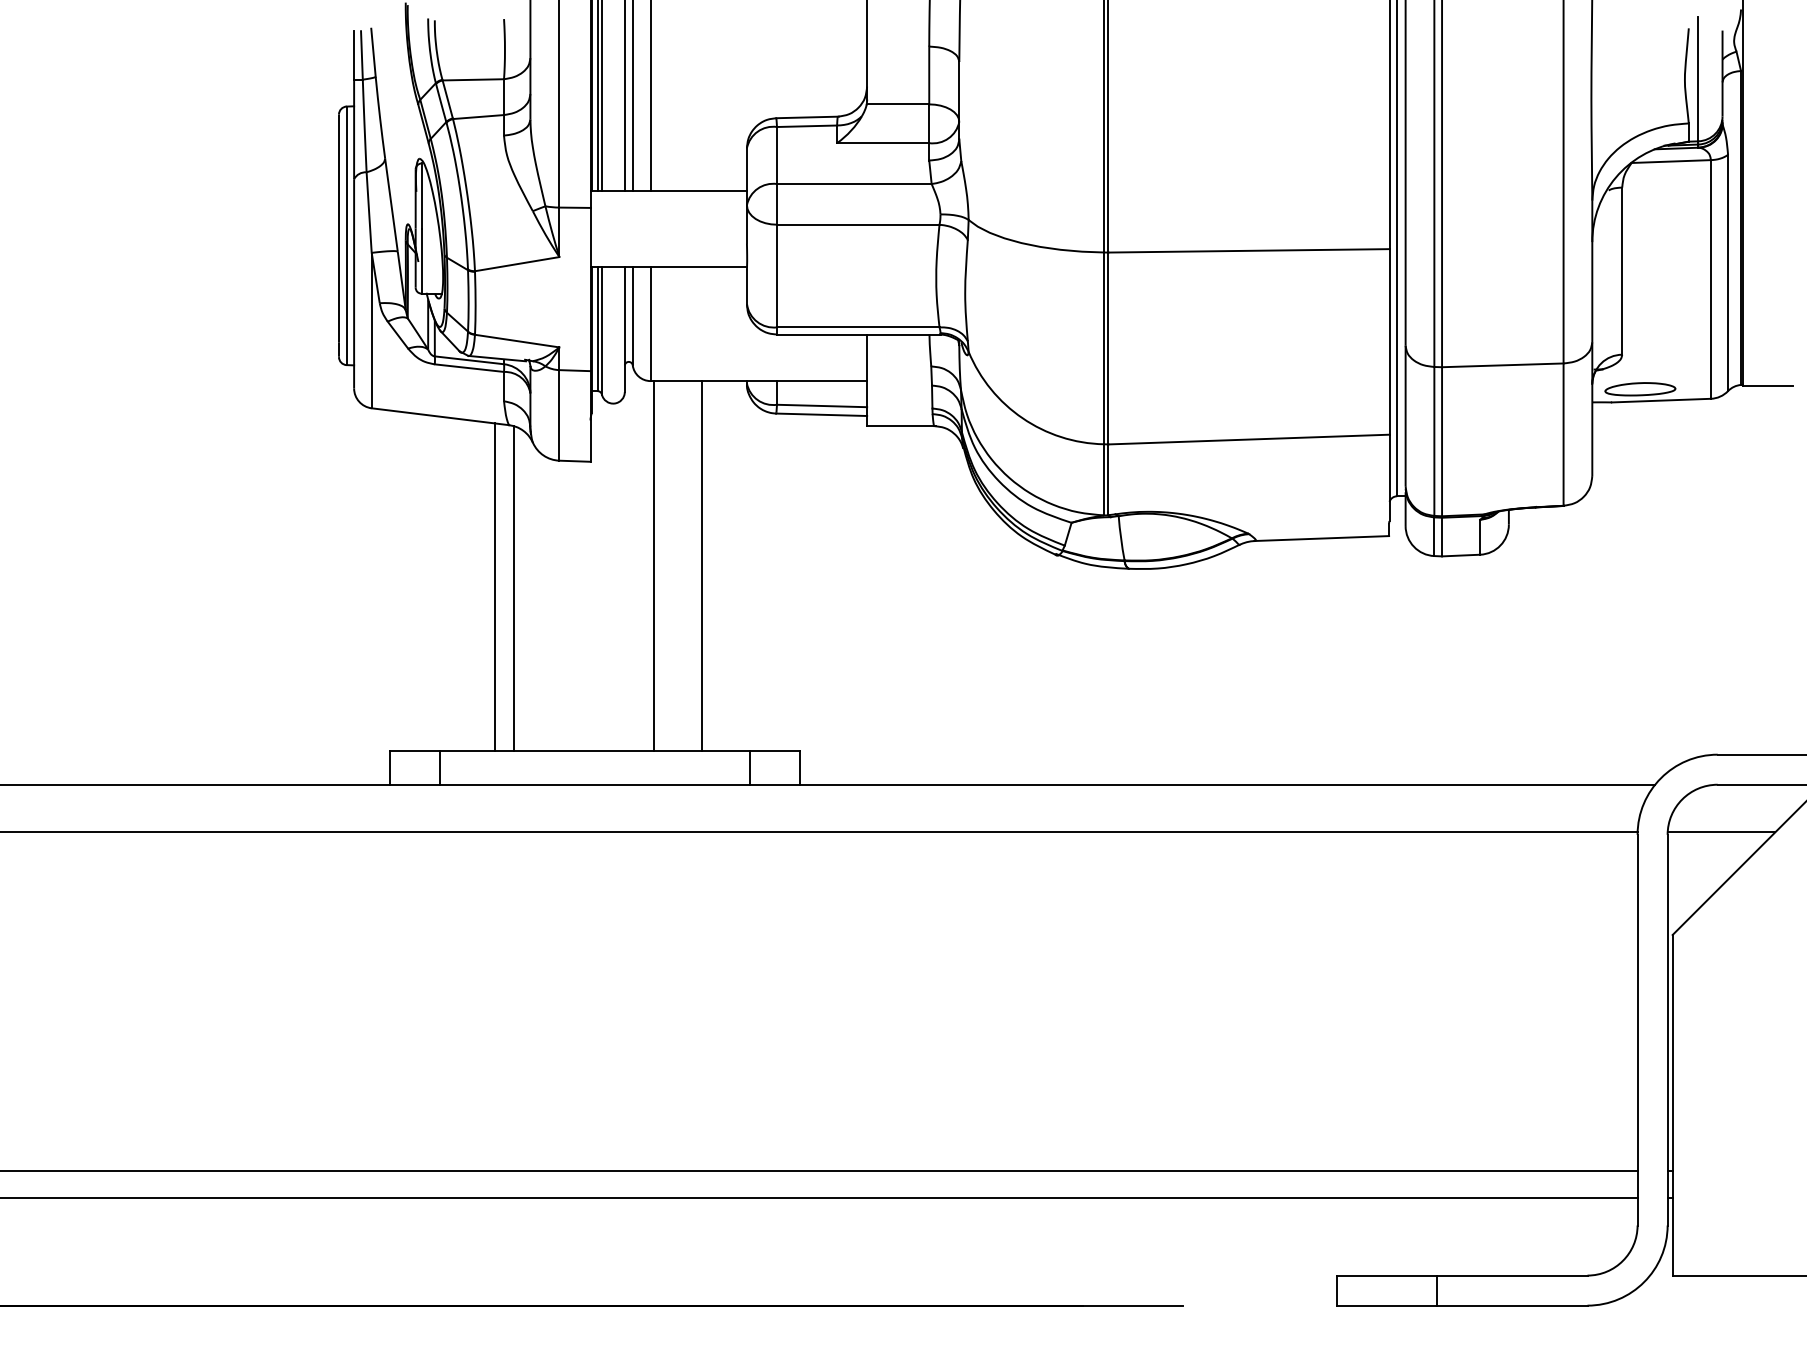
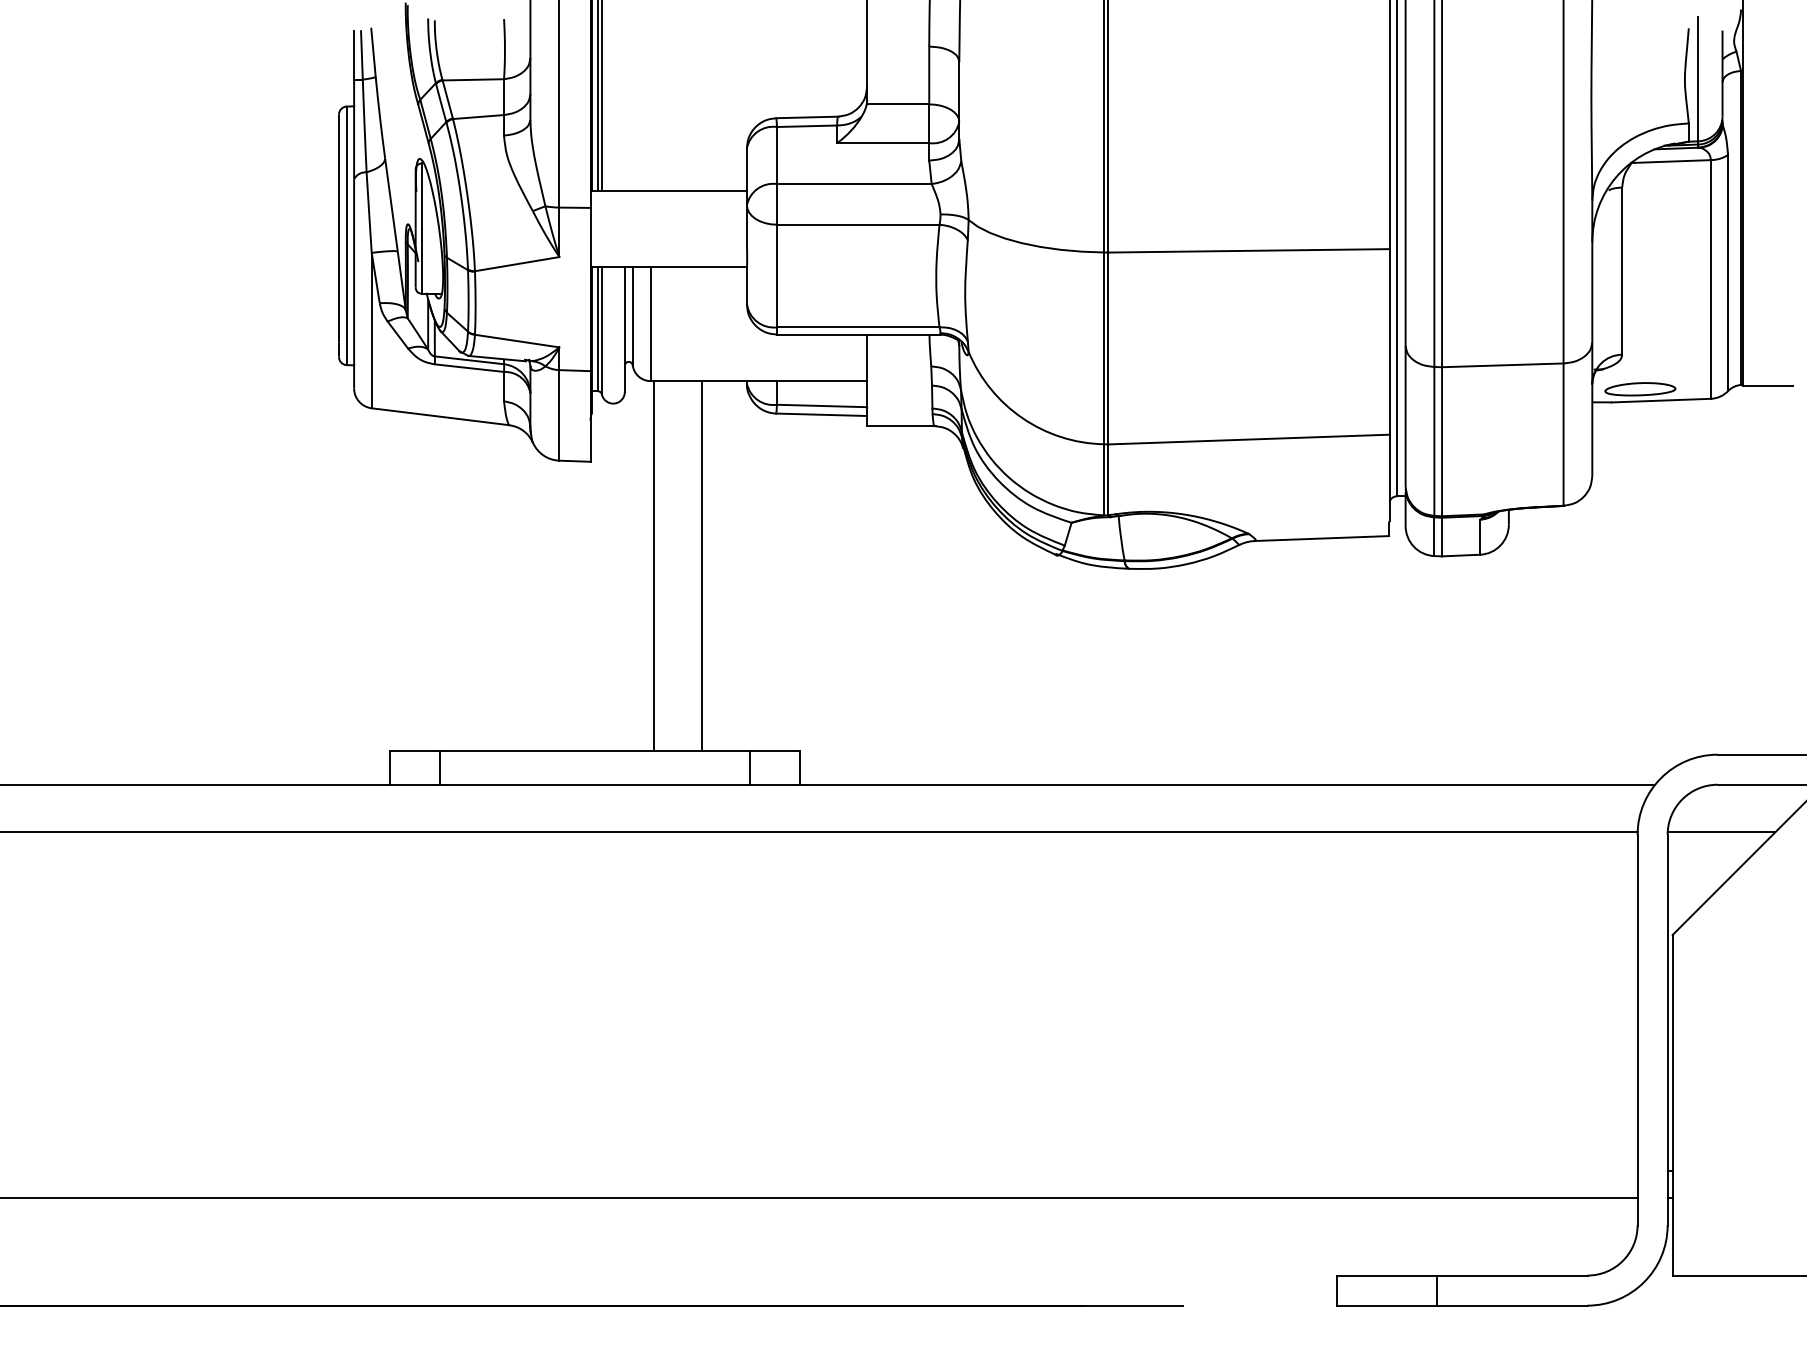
line: present -> none (624, 96)
line: present -> none (632, 96)
line: present -> none (650, 96)
line: present -> none (494, 586)
line: present -> none (513, 588)
line: present -> none (819, 1171)
